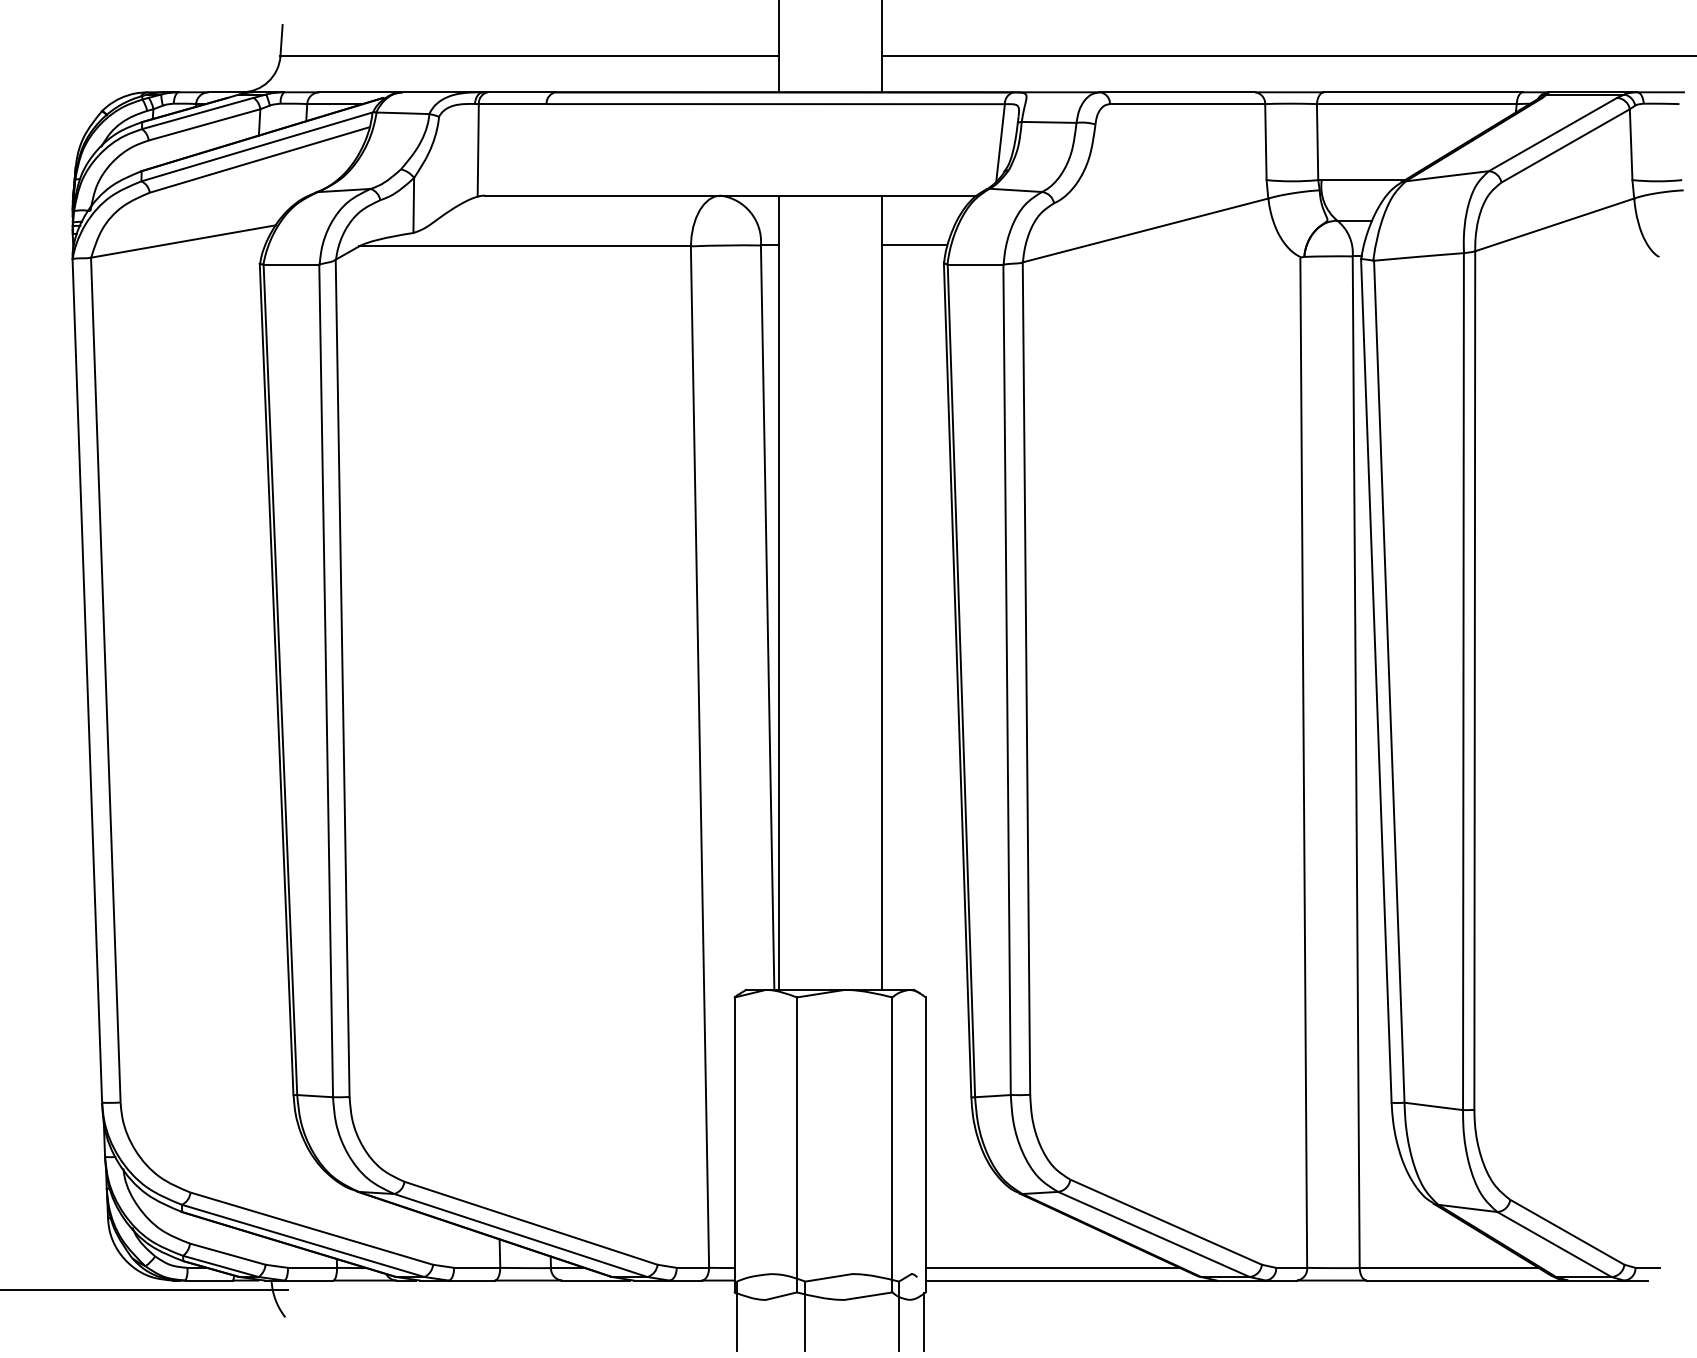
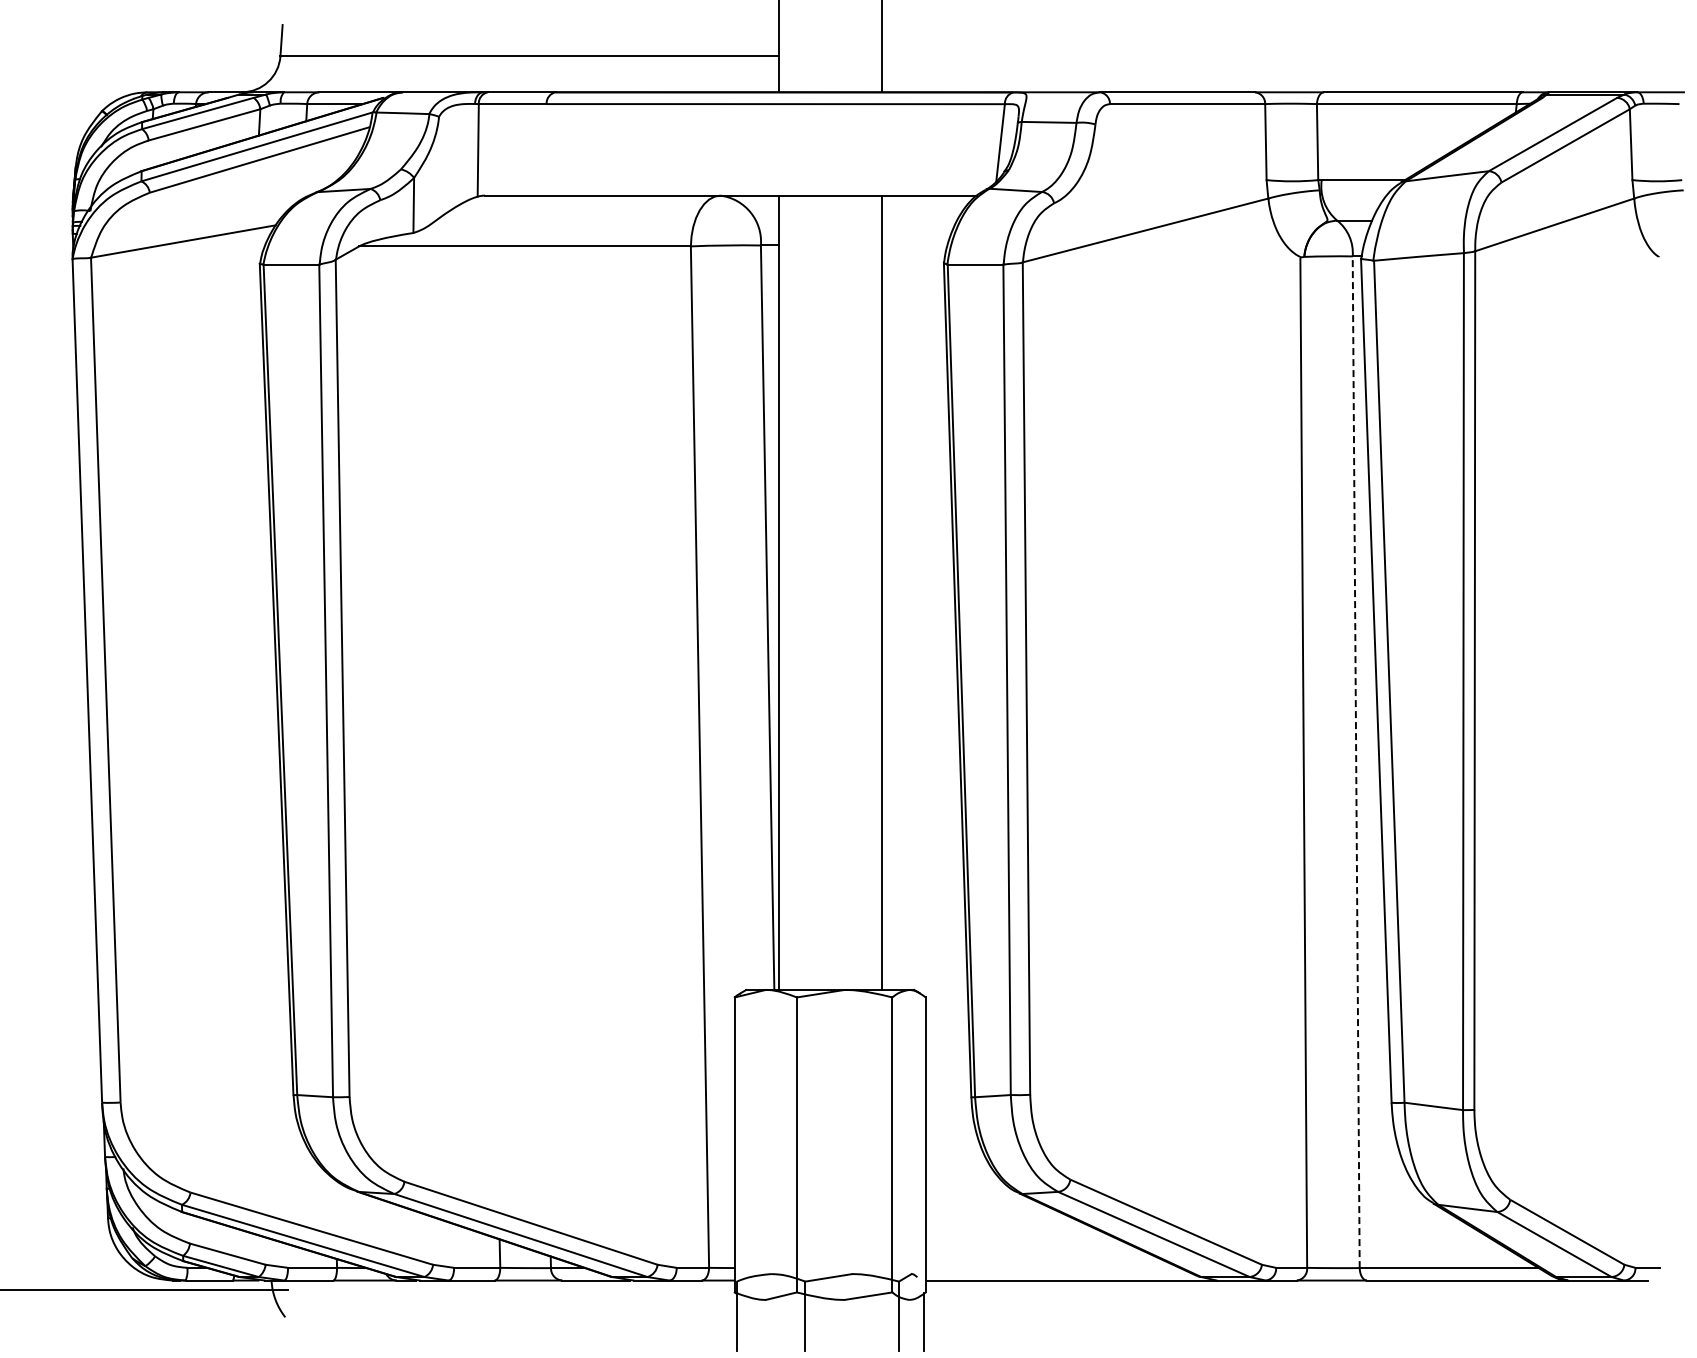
line: present -> none (1287, 56)
line: present -> none (913, 245)
line: solid -> dashed (1356, 763)
line: present -> none (1052, 1268)
